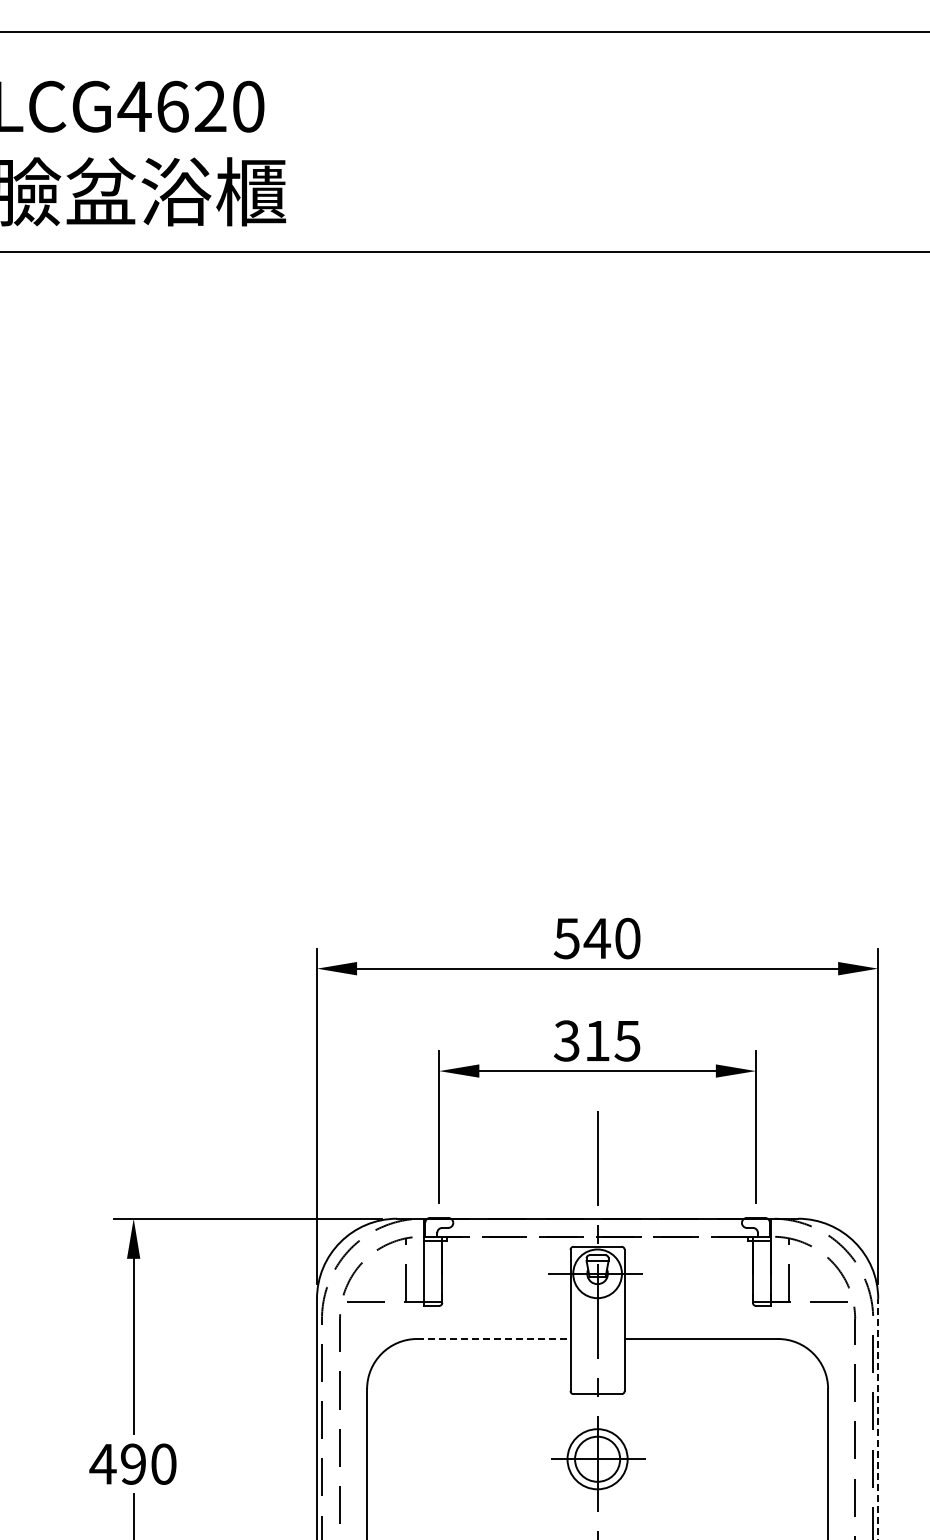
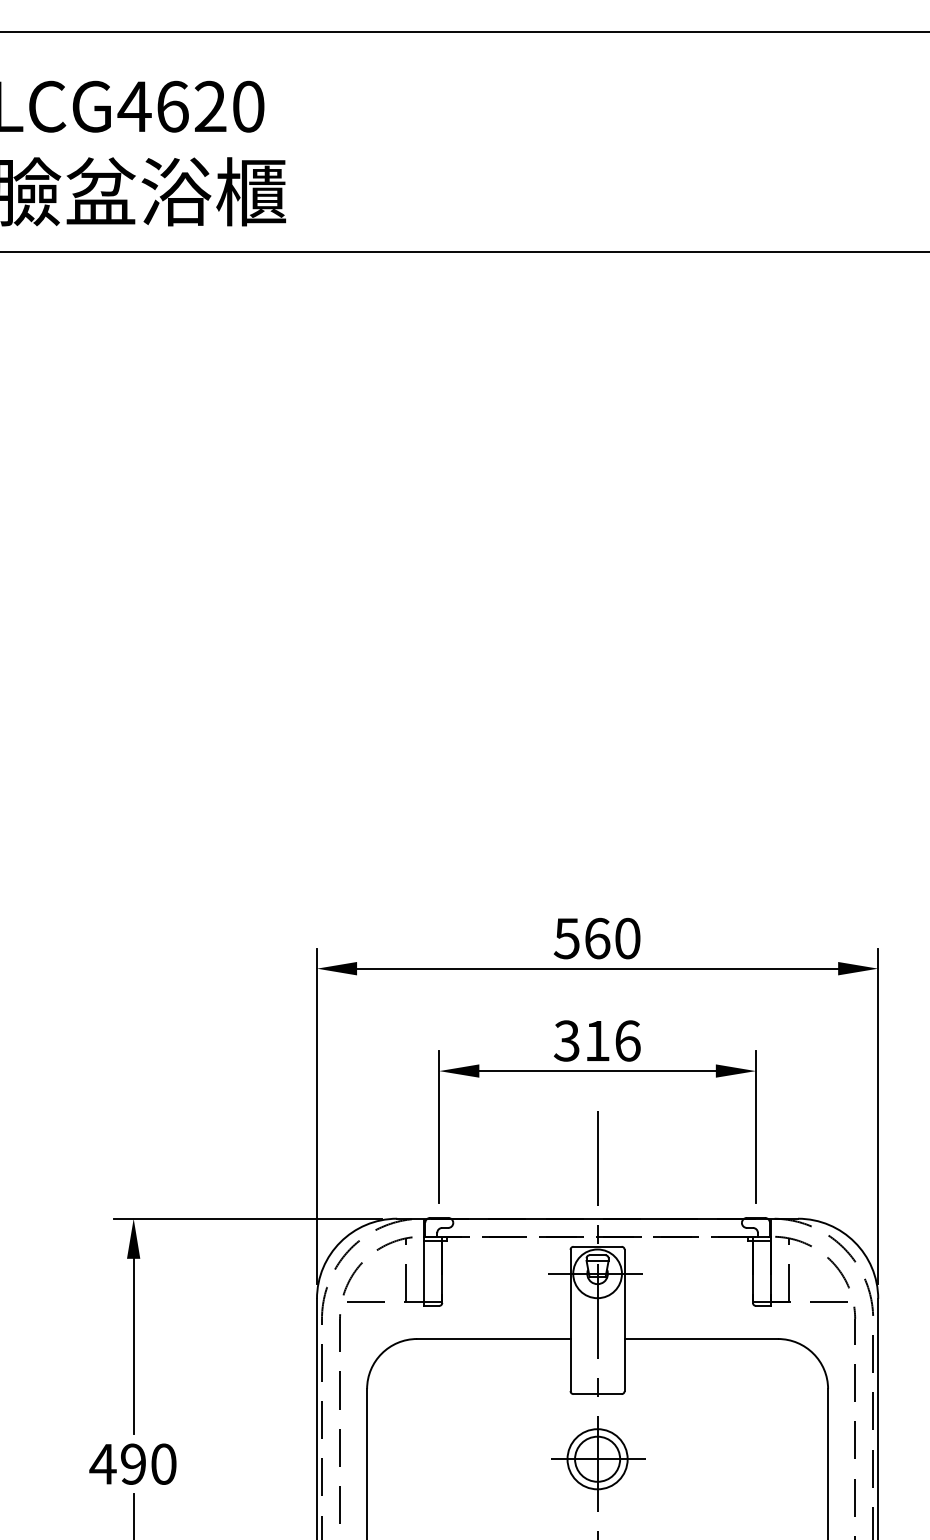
text: 540 -> 560 (596, 938)
text: 315 -> 316 (627, 1040)
line: dashed -> solid (493, 1338)
line: dashed -> solid (878, 1418)
